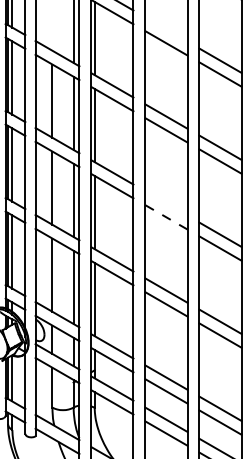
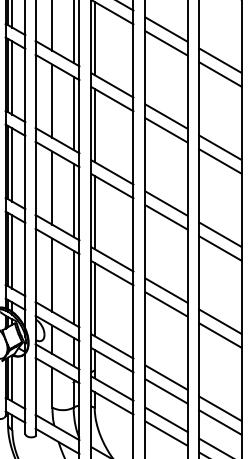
line: none -> present (52, 26)
line: none -> present (166, 29)
line: none -> present (166, 203)
line: dashed -> solid (166, 217)
